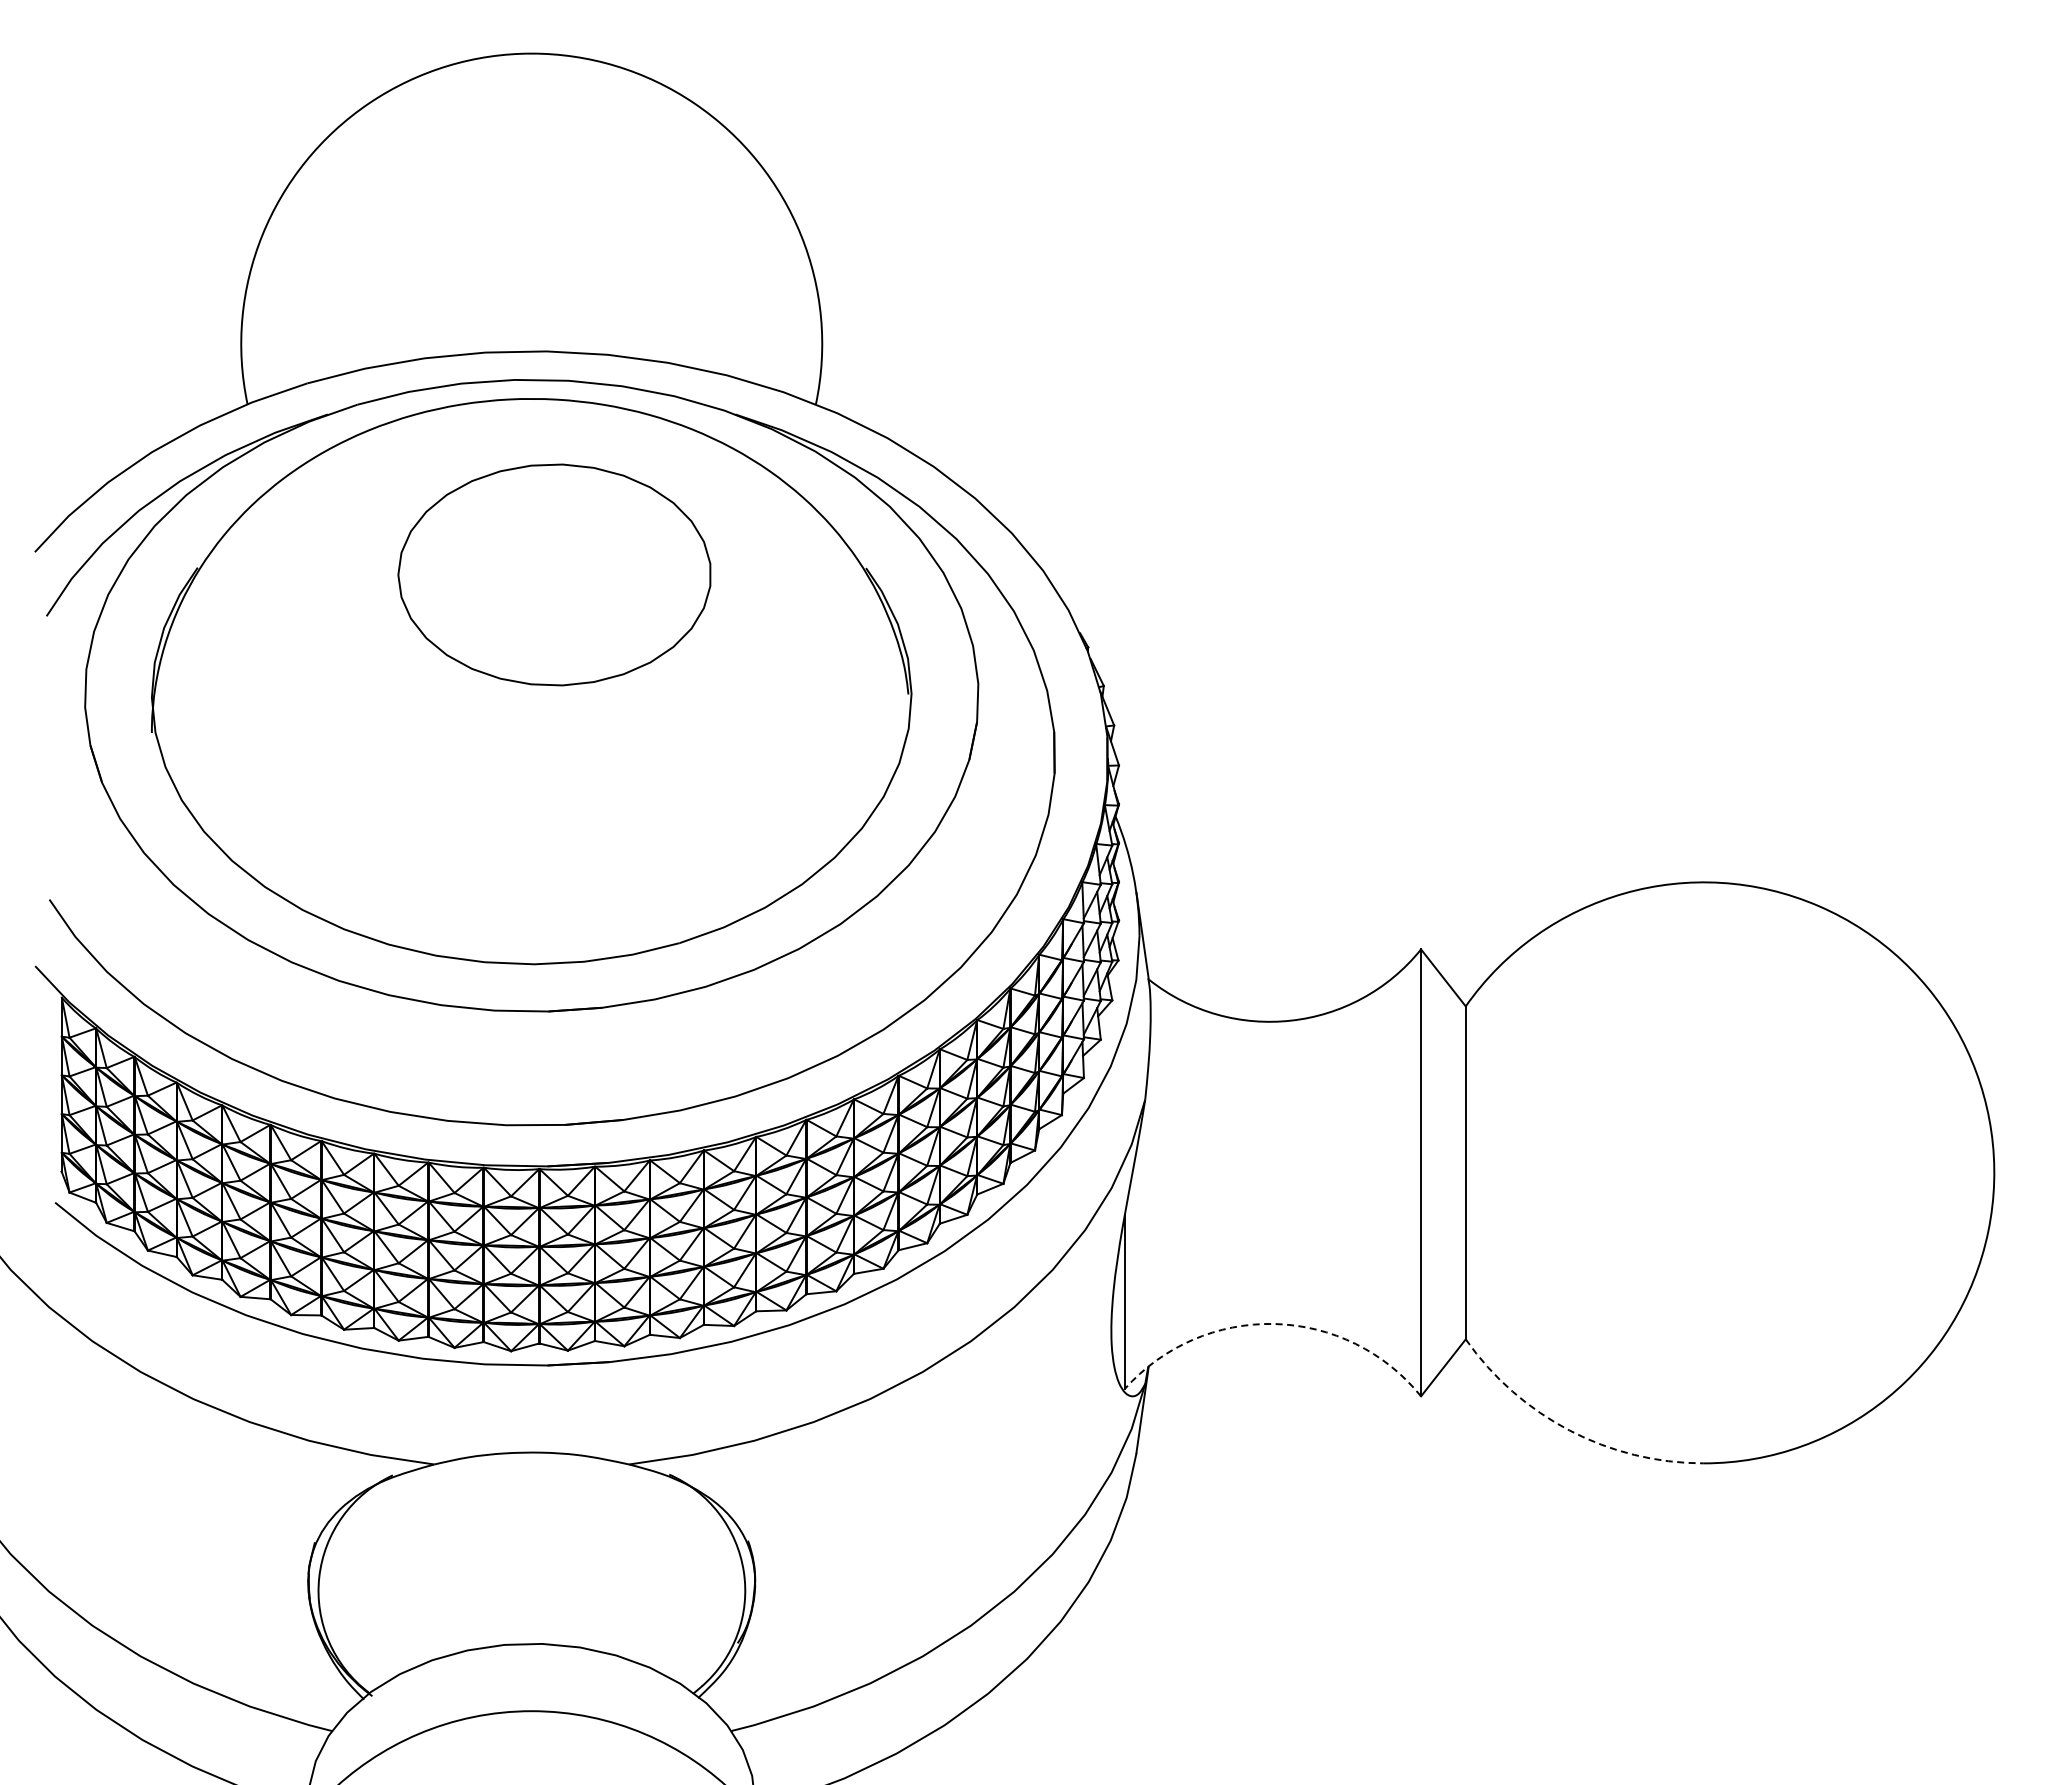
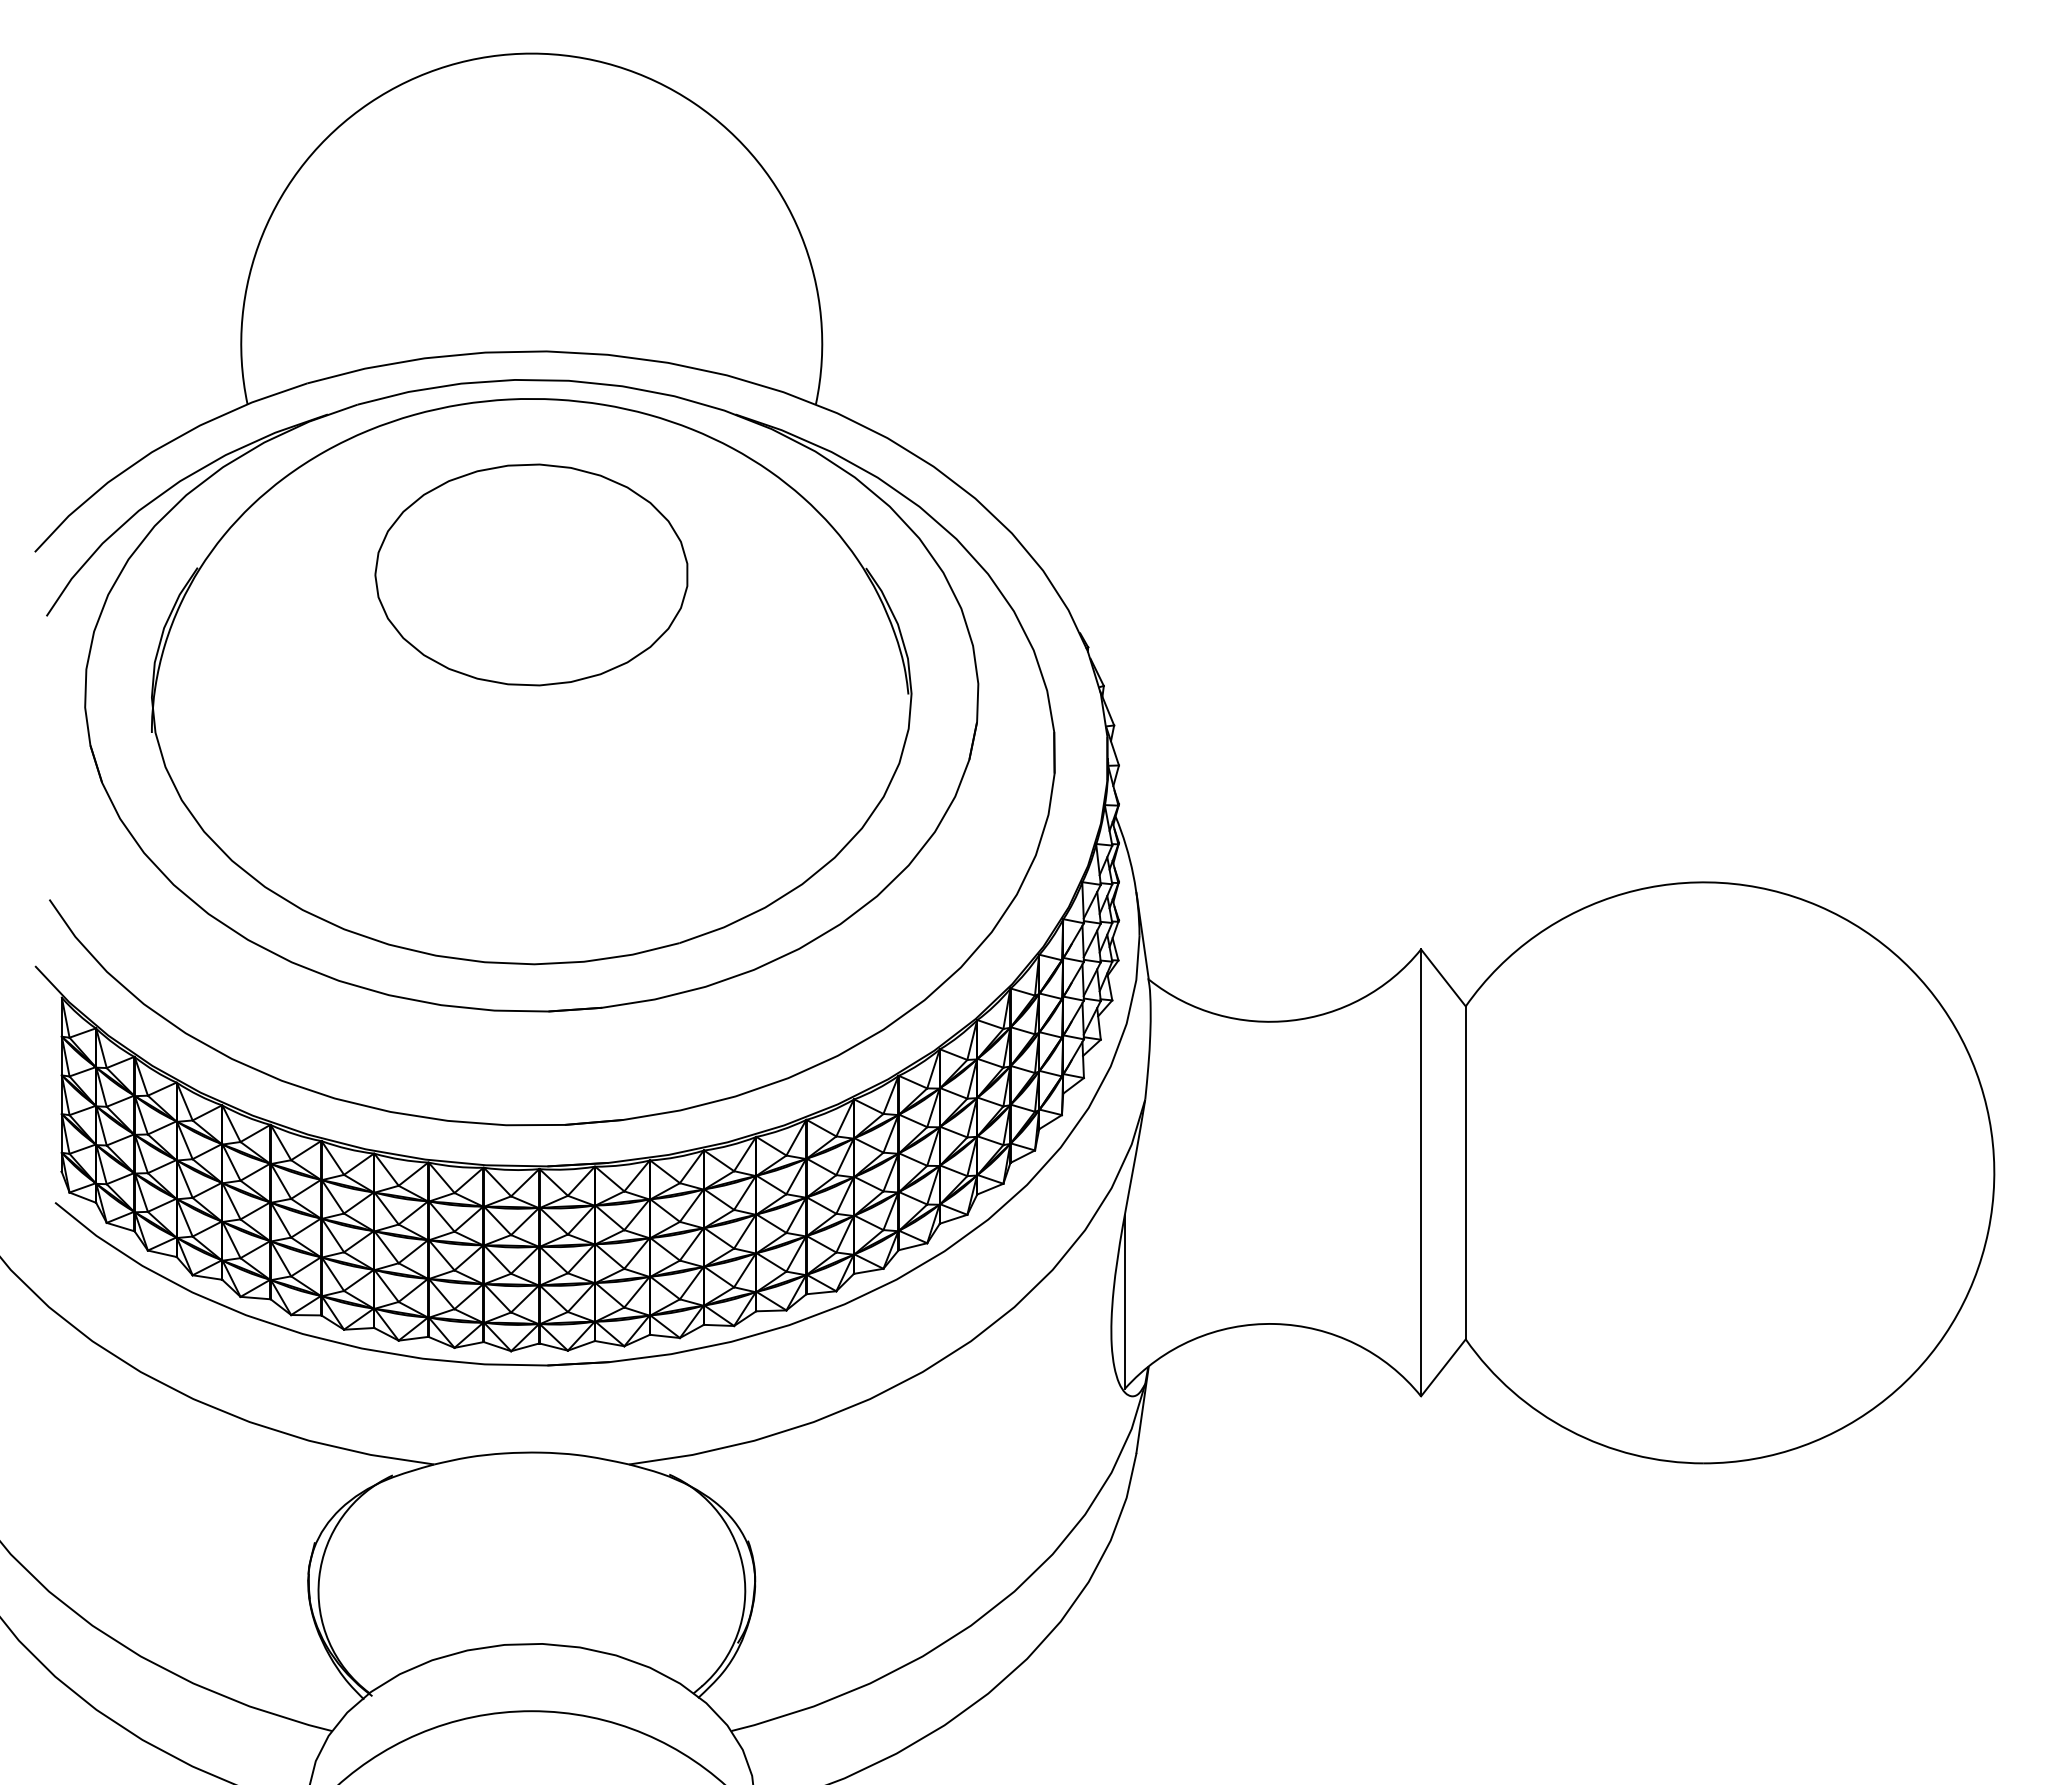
part position: (554, 574) -> (531, 574) (531, 574)
arc: dashed -> solid (1274, 1324)
arc: dashed -> solid (1569, 1430)
